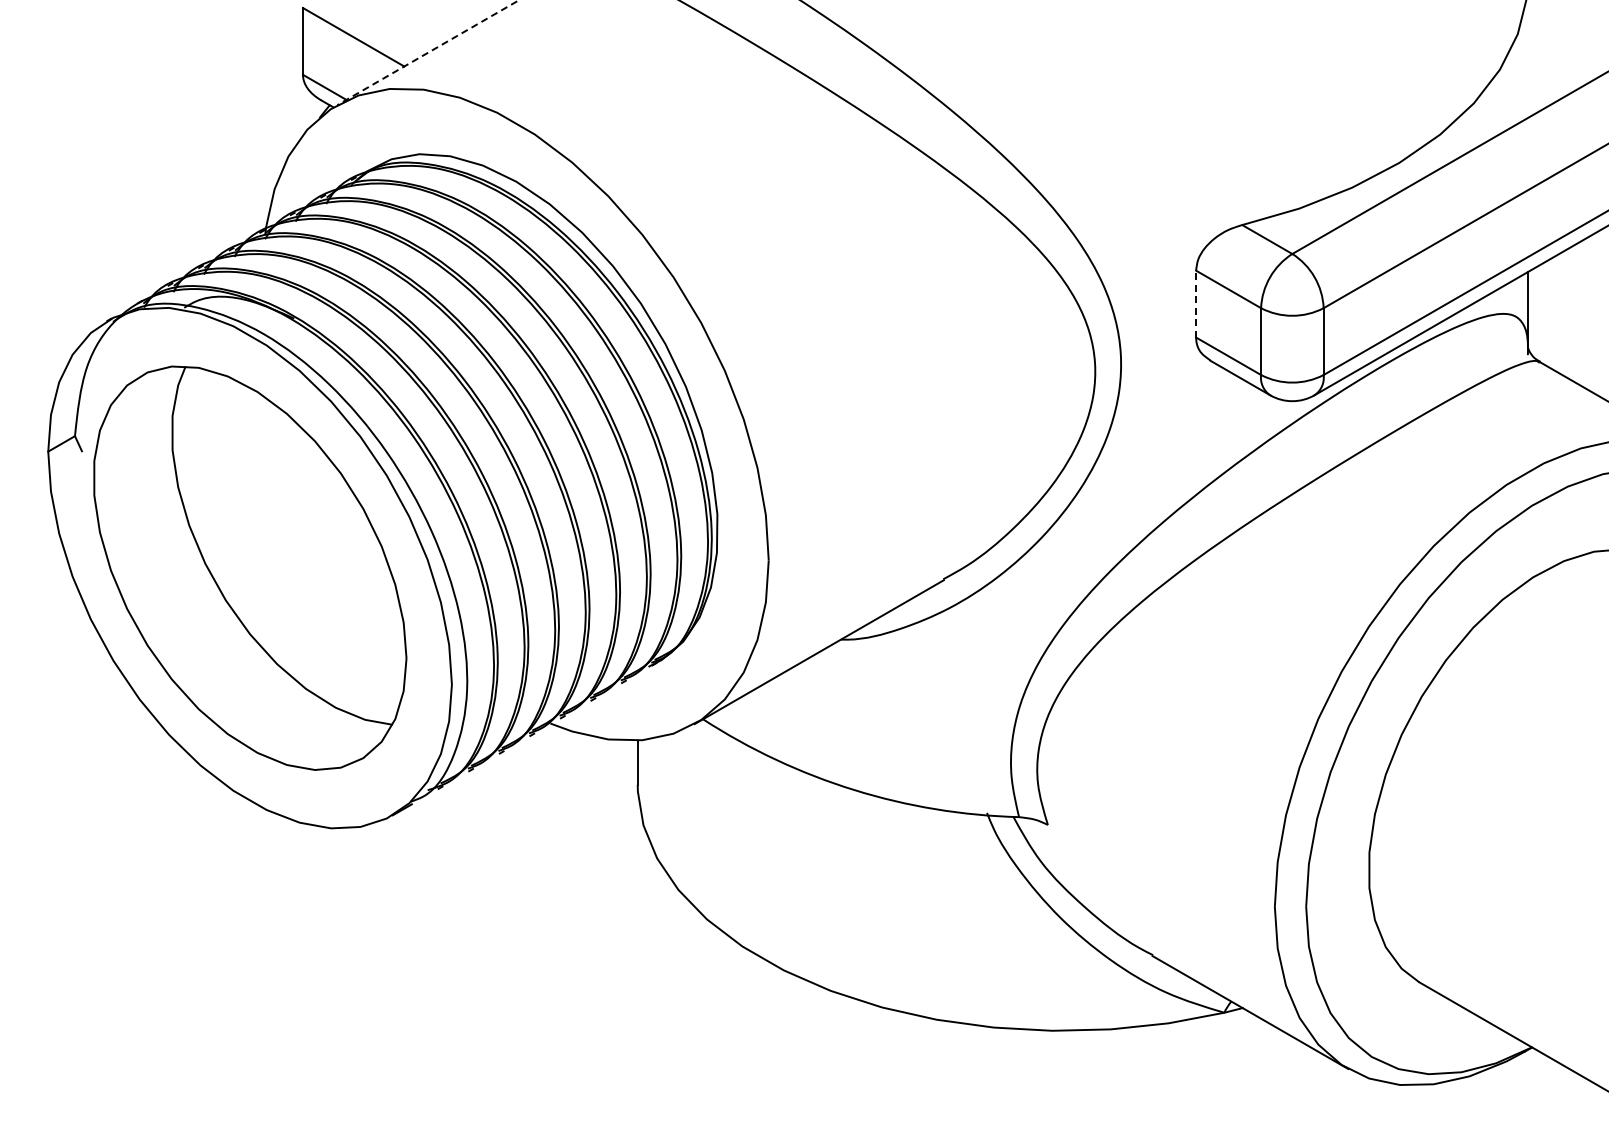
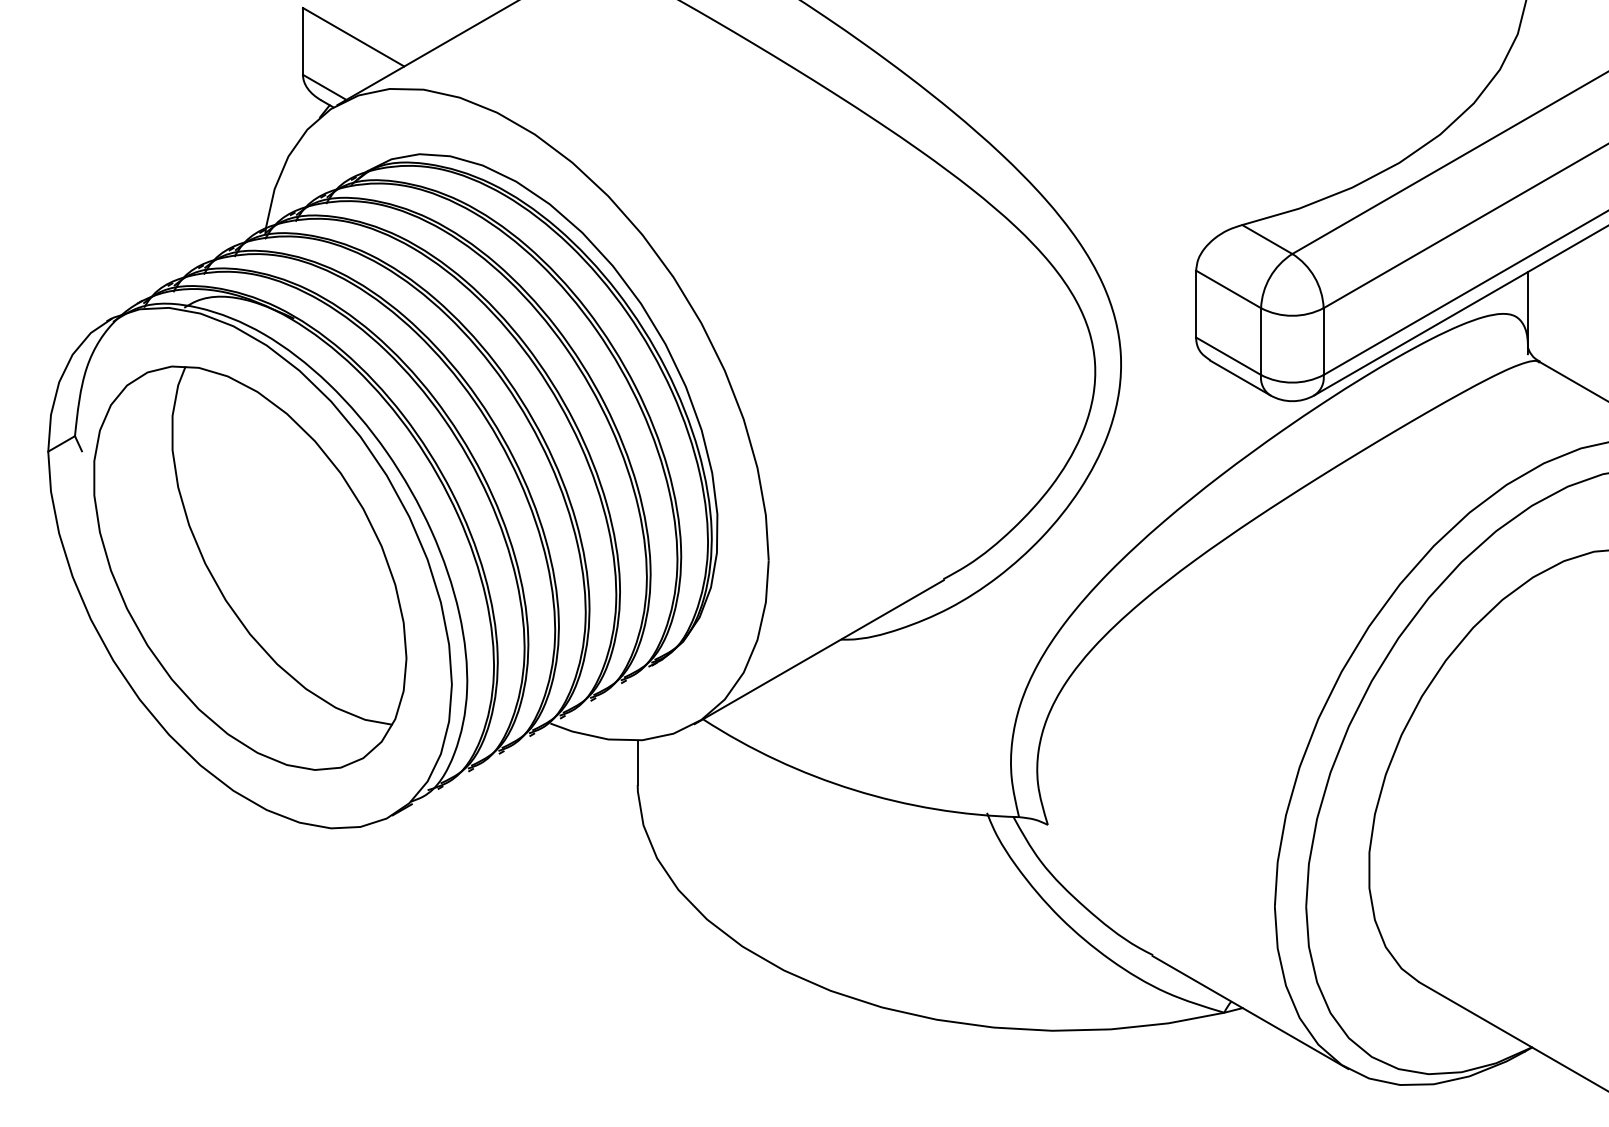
line: dashed -> solid (428, 52)
line: dashed -> solid (1196, 303)
